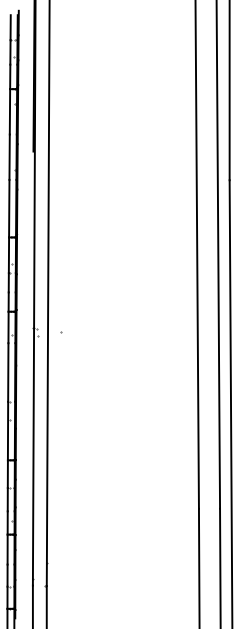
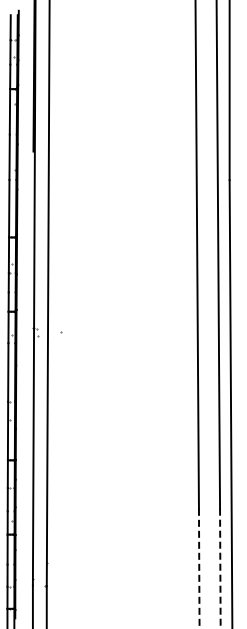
line: solid -> dashed (199, 568)
line: solid -> dashed (220, 568)
